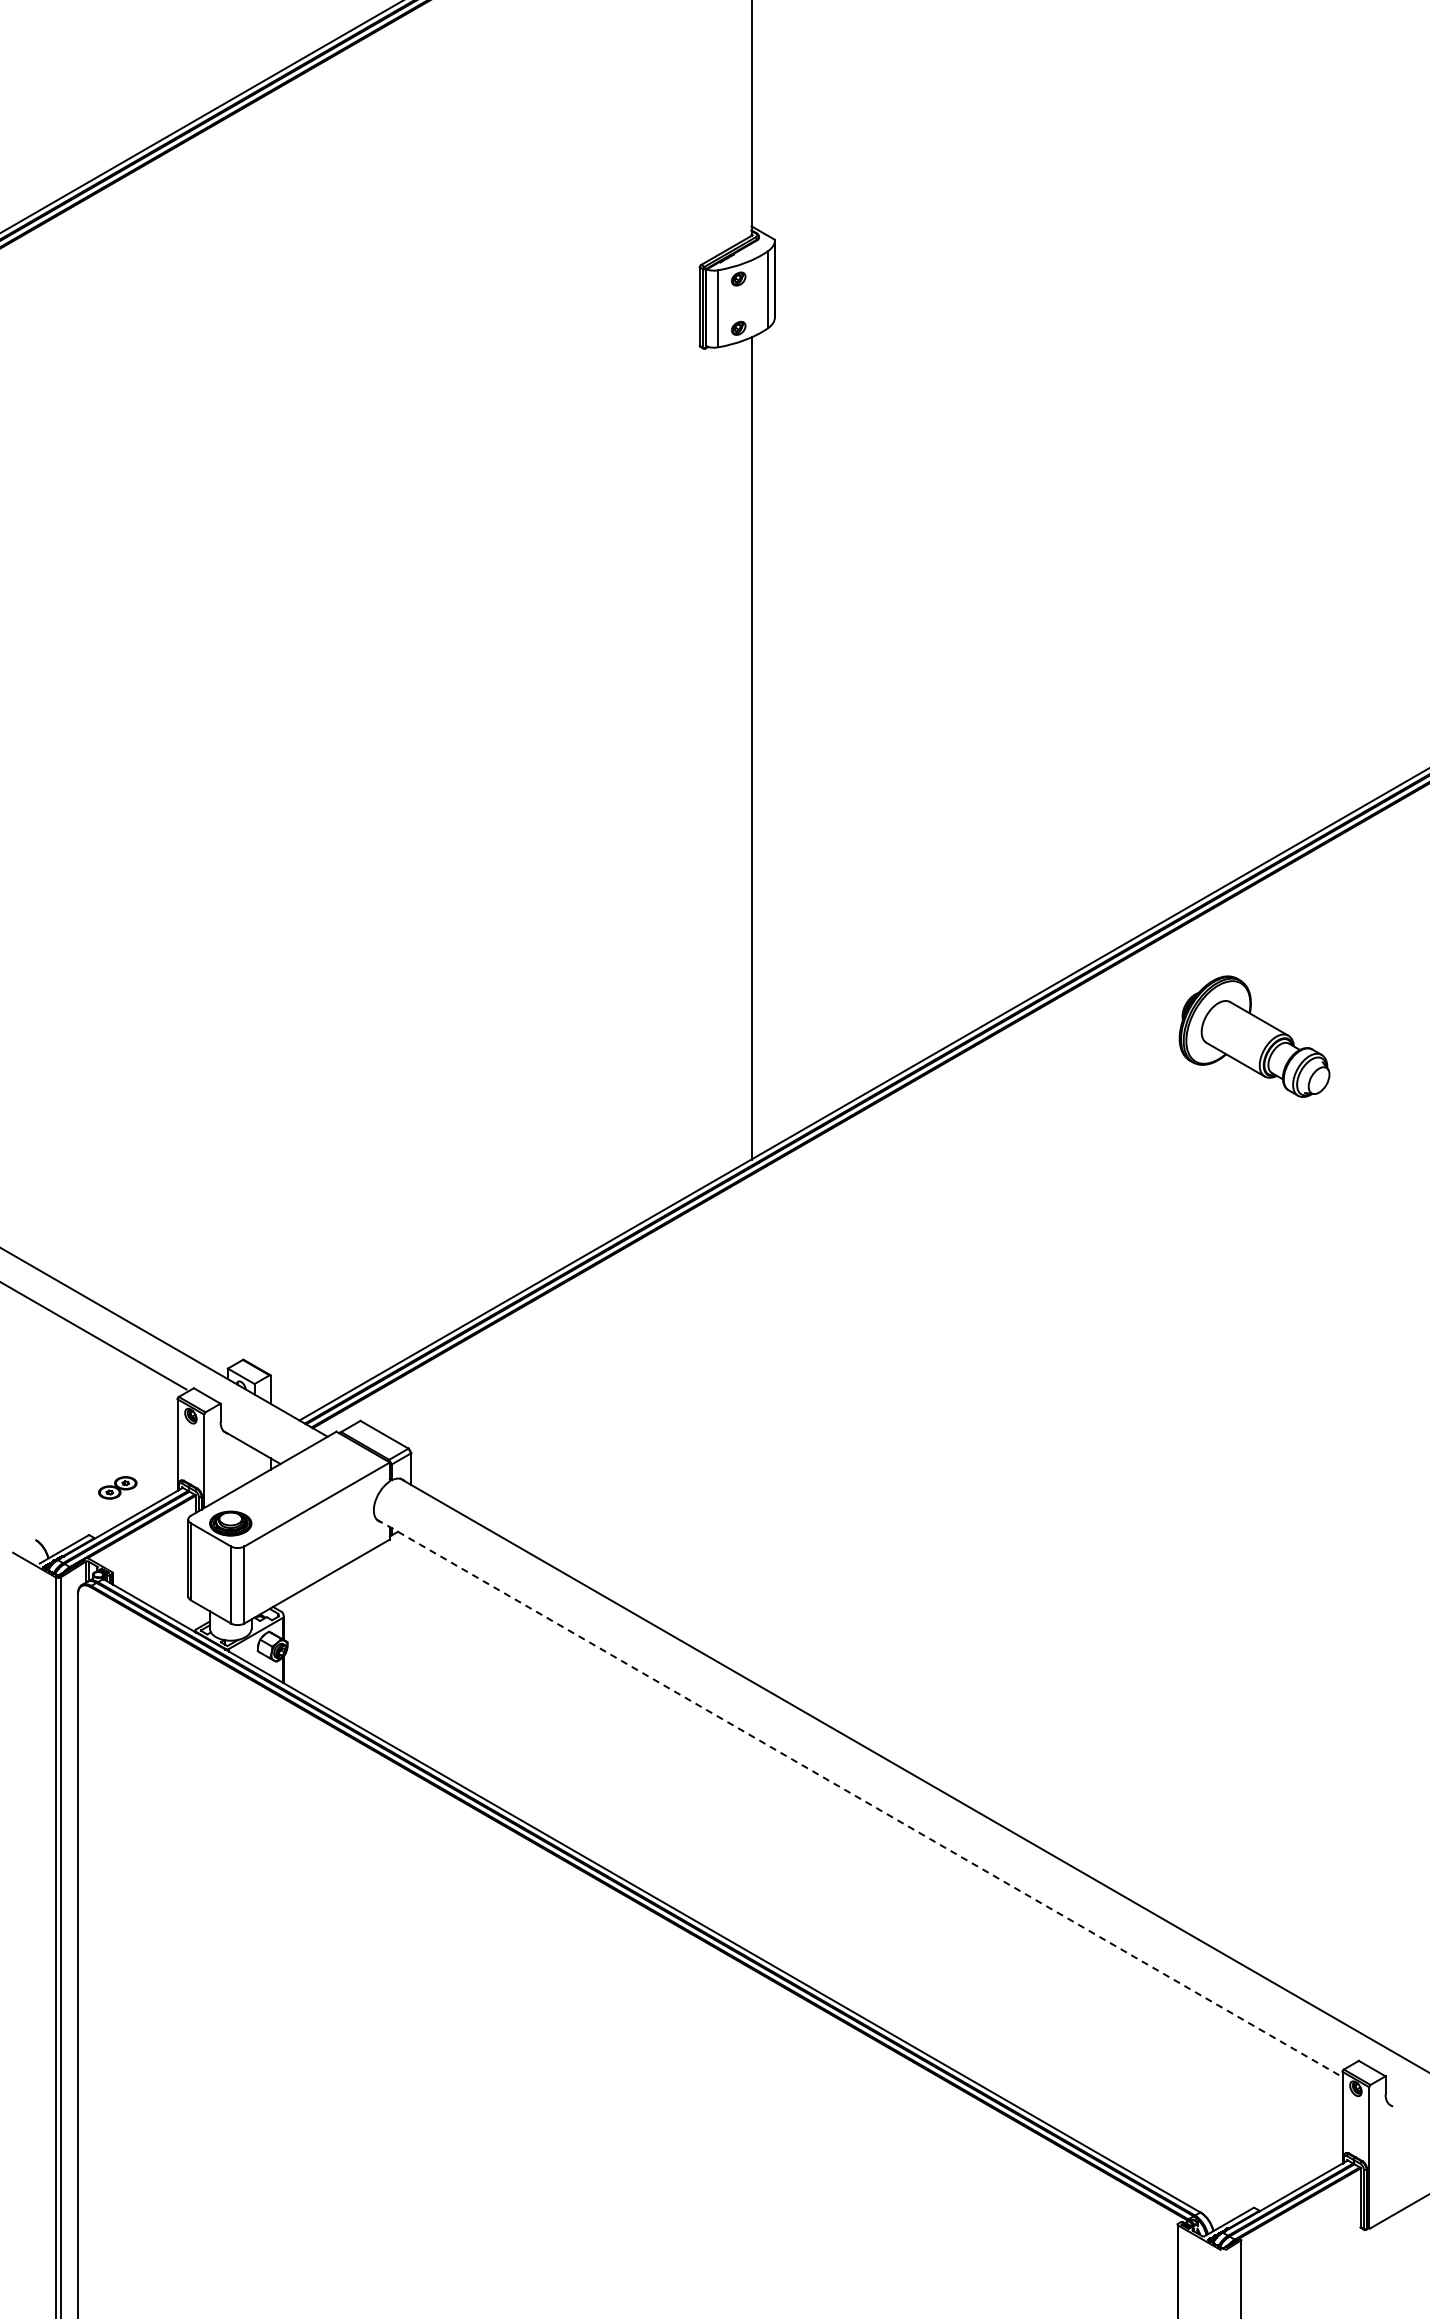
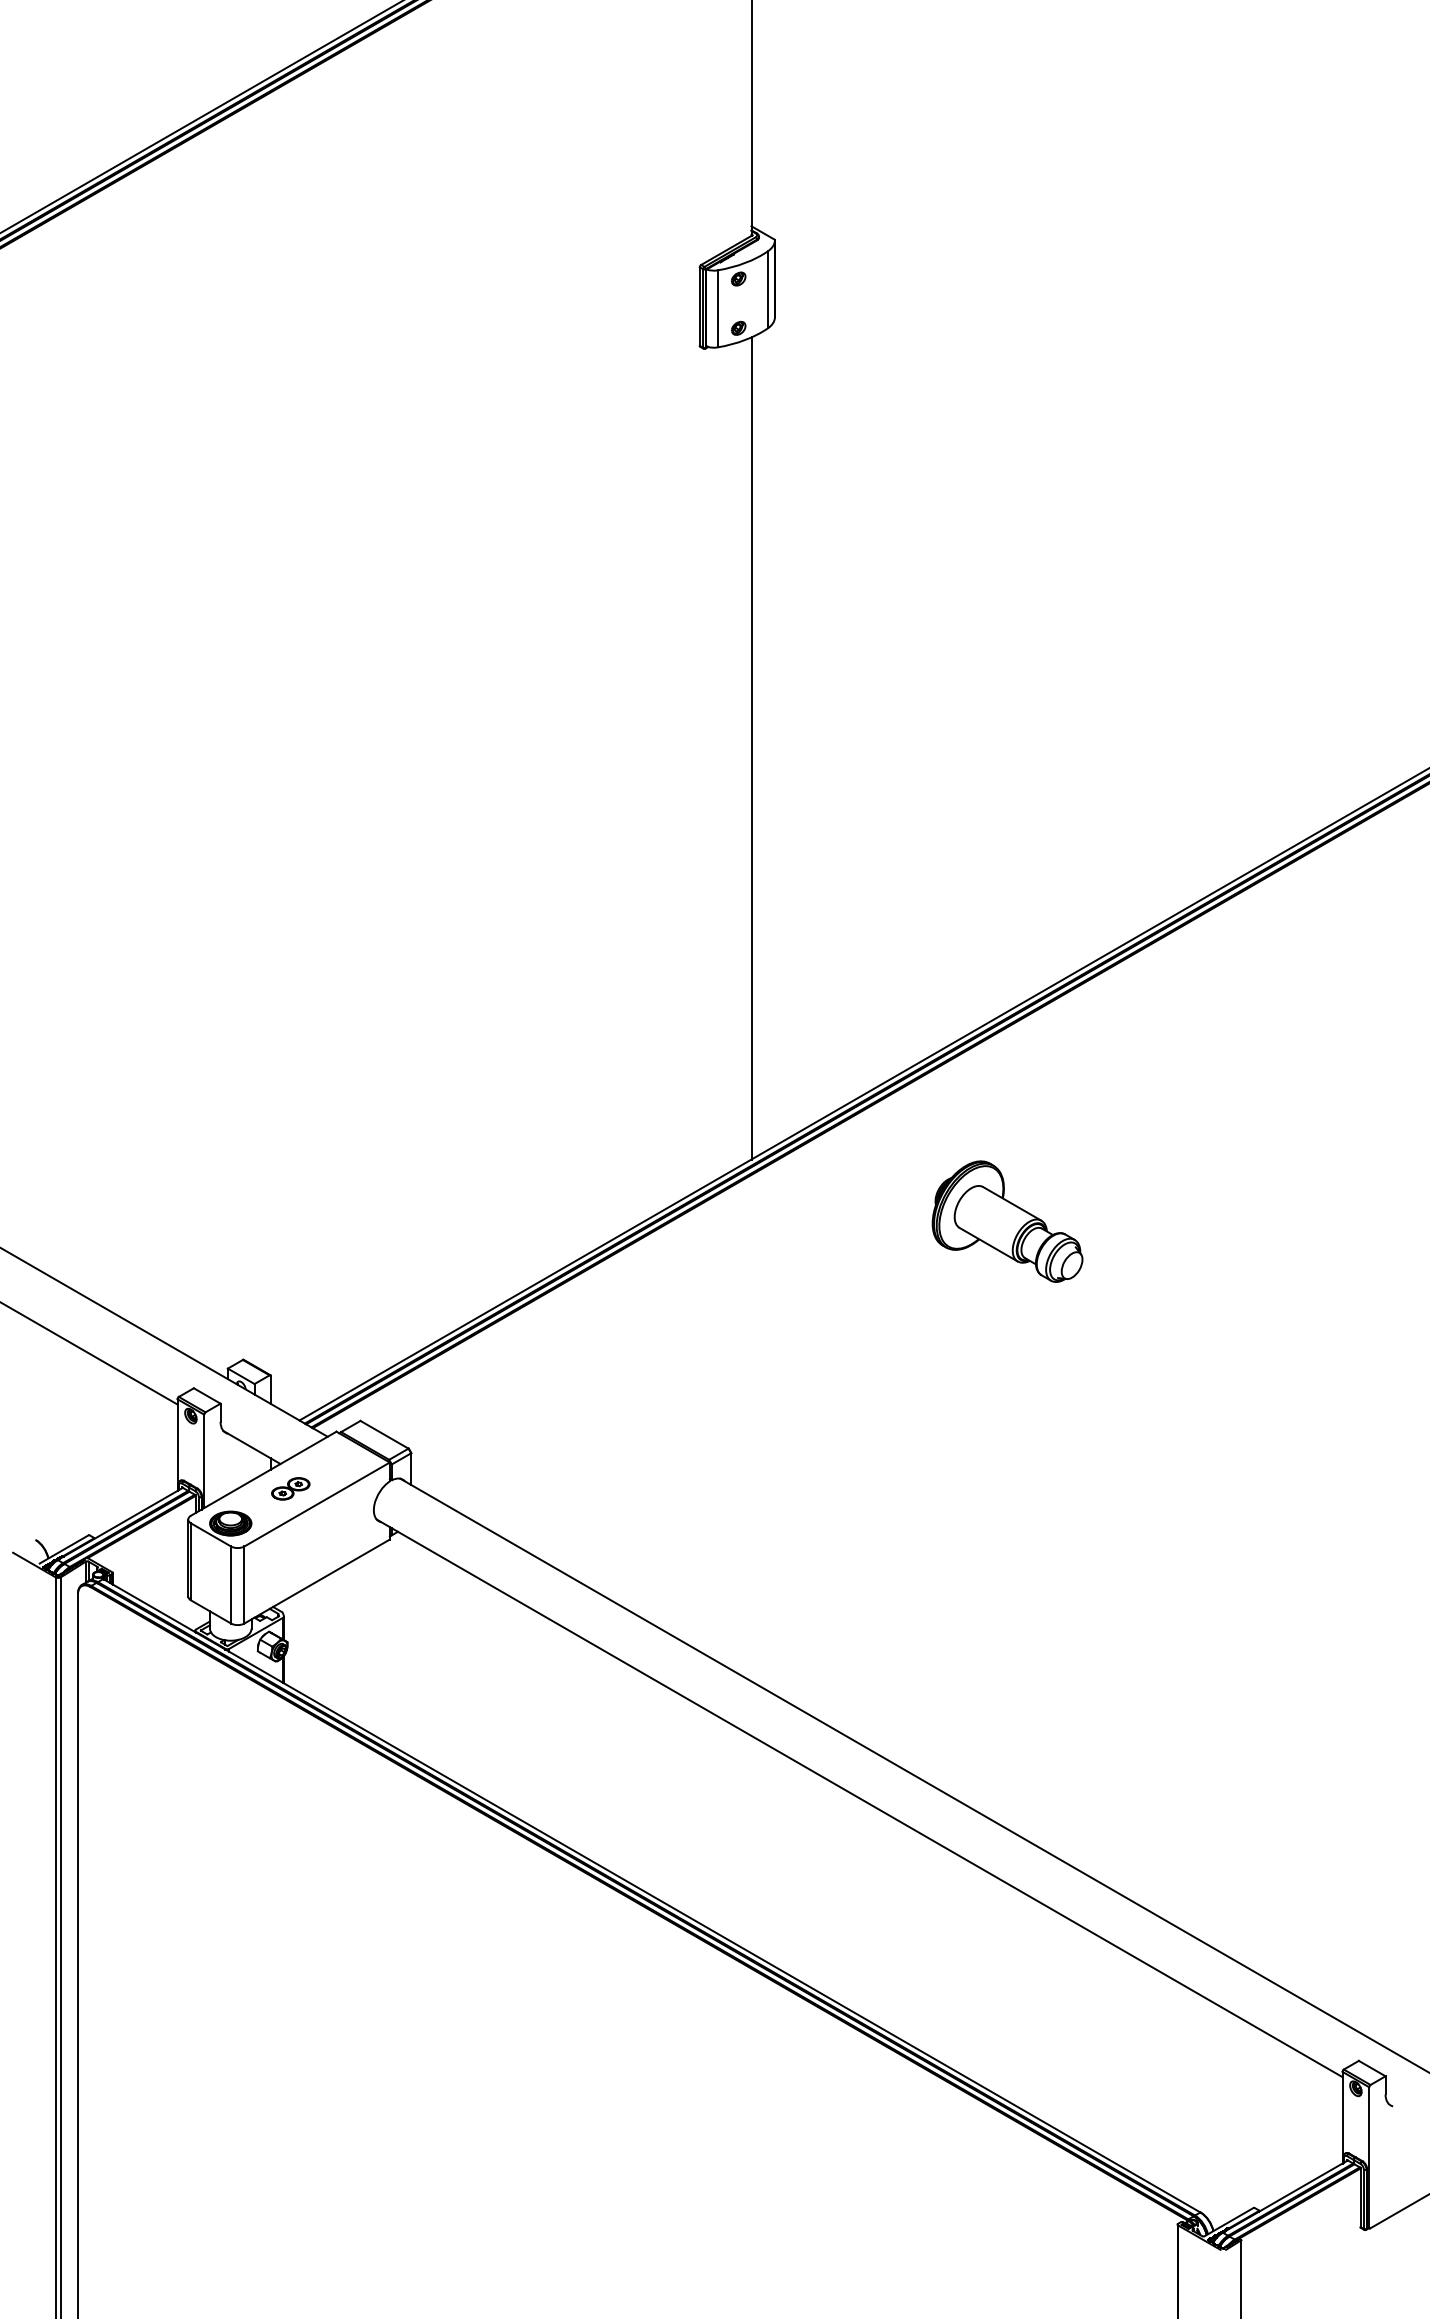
part position: (1254, 1036) -> (1007, 1221) (1007, 1221)
line position: (94, 1336) -> (89, 1353) (89, 1353)
part position: (117, 1487) -> (290, 1488) (290, 1488)
line: dashed -> solid (859, 1798)
